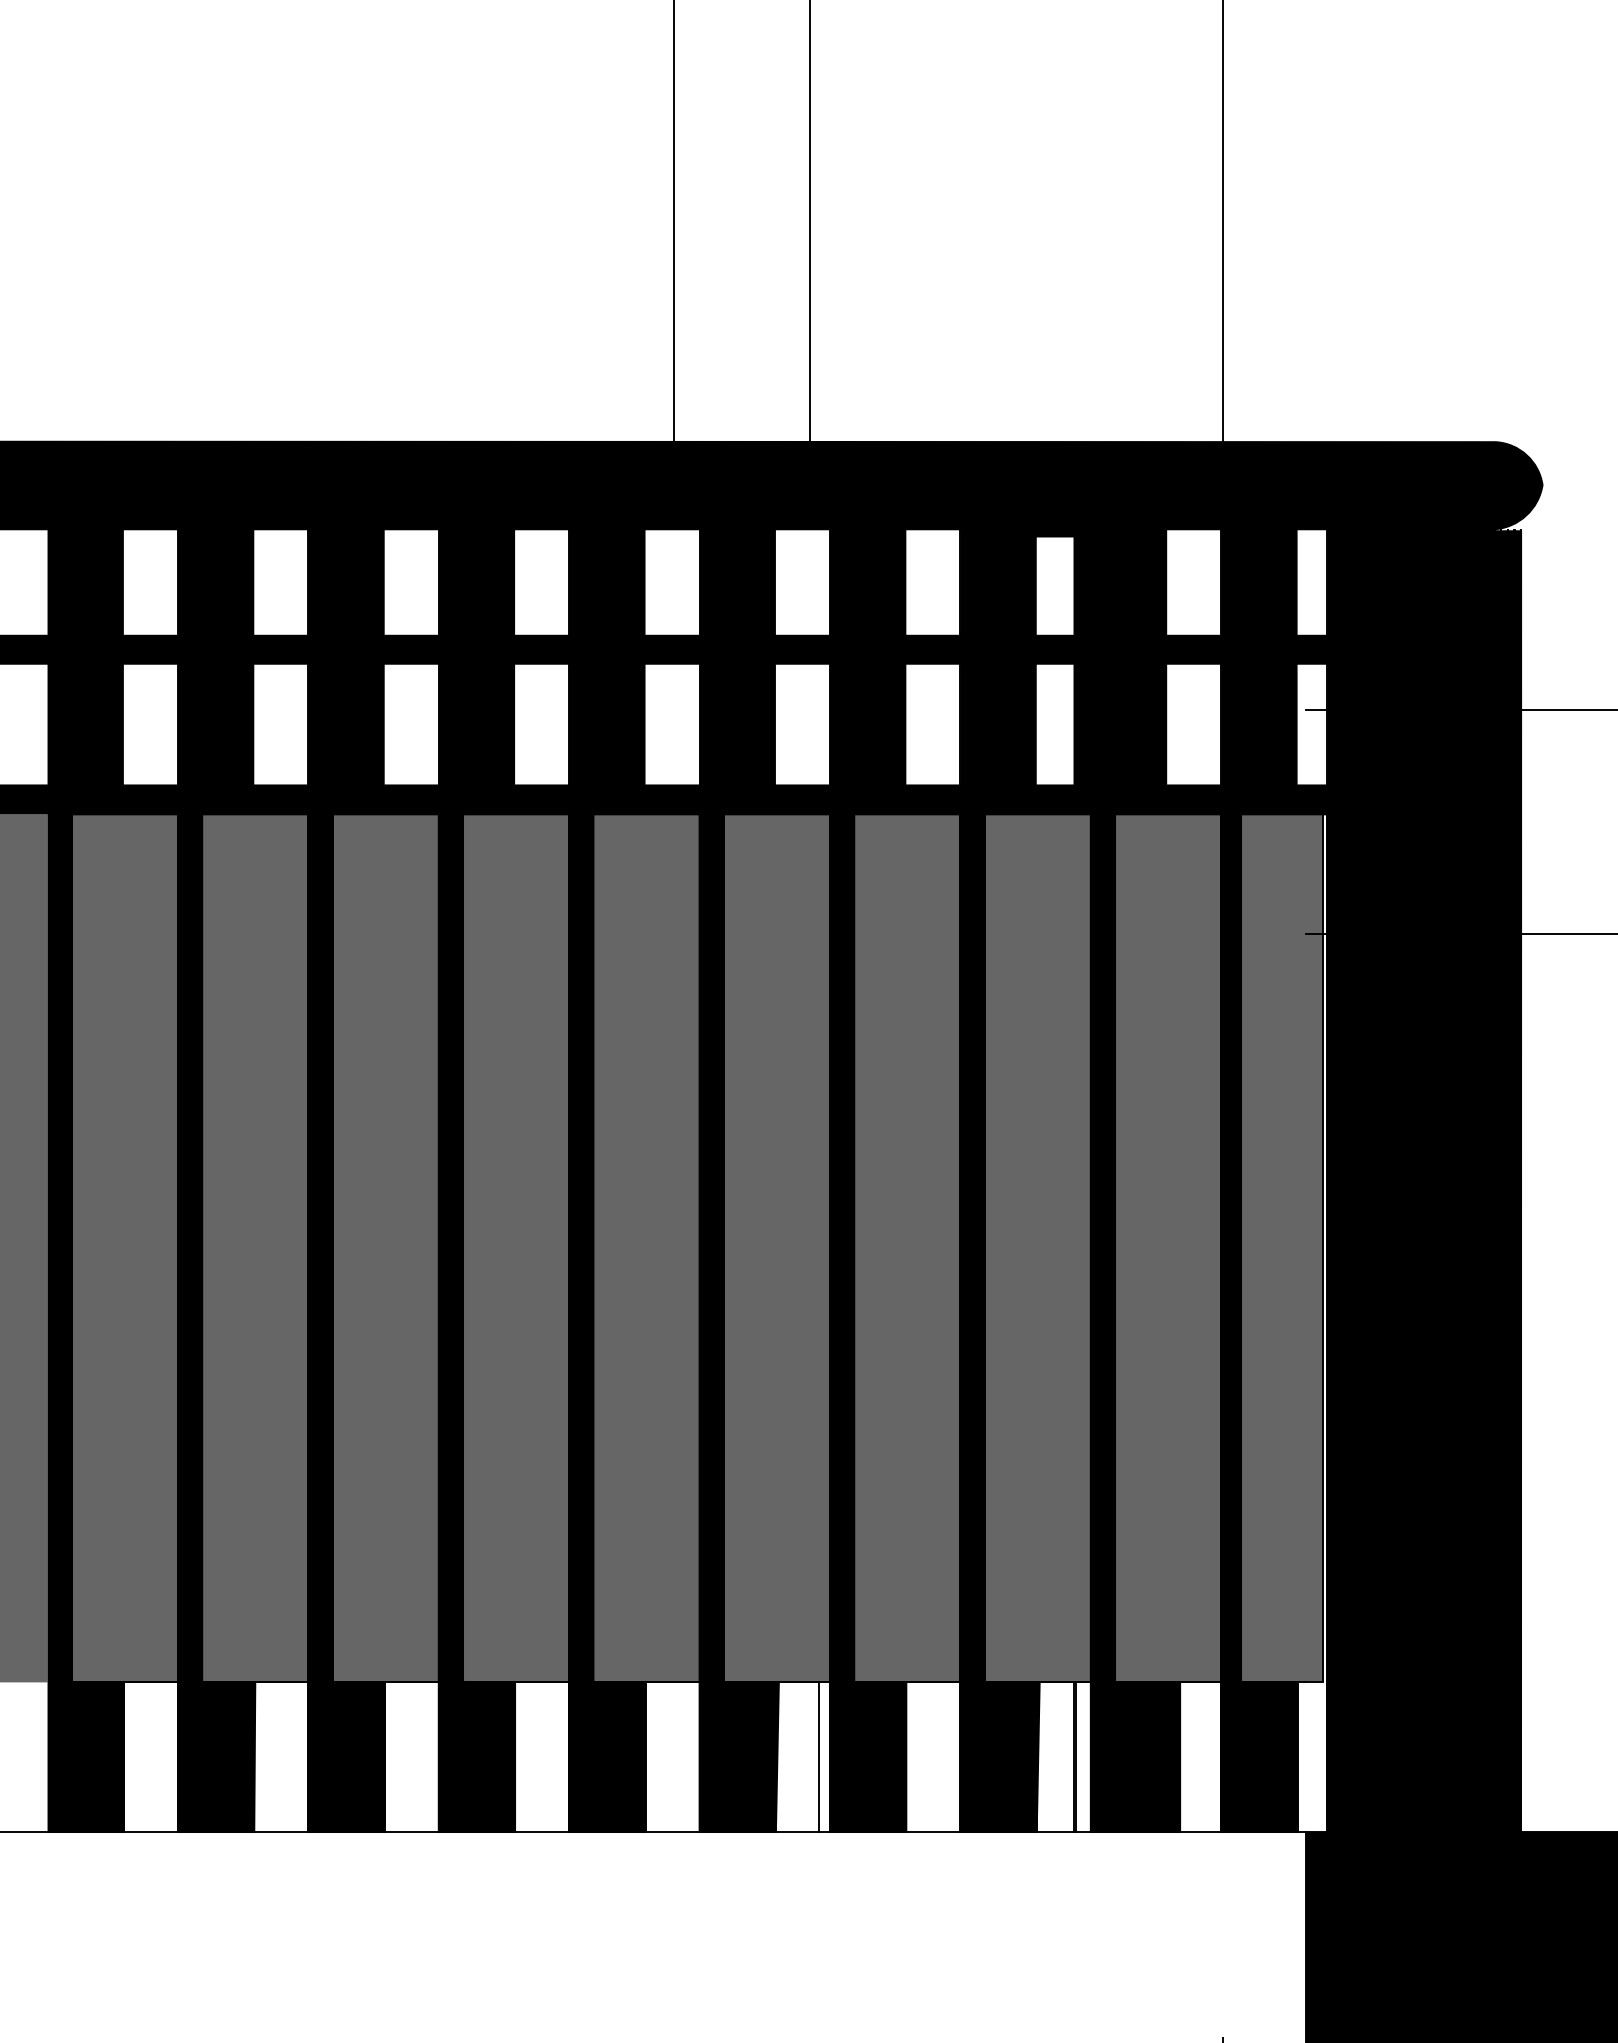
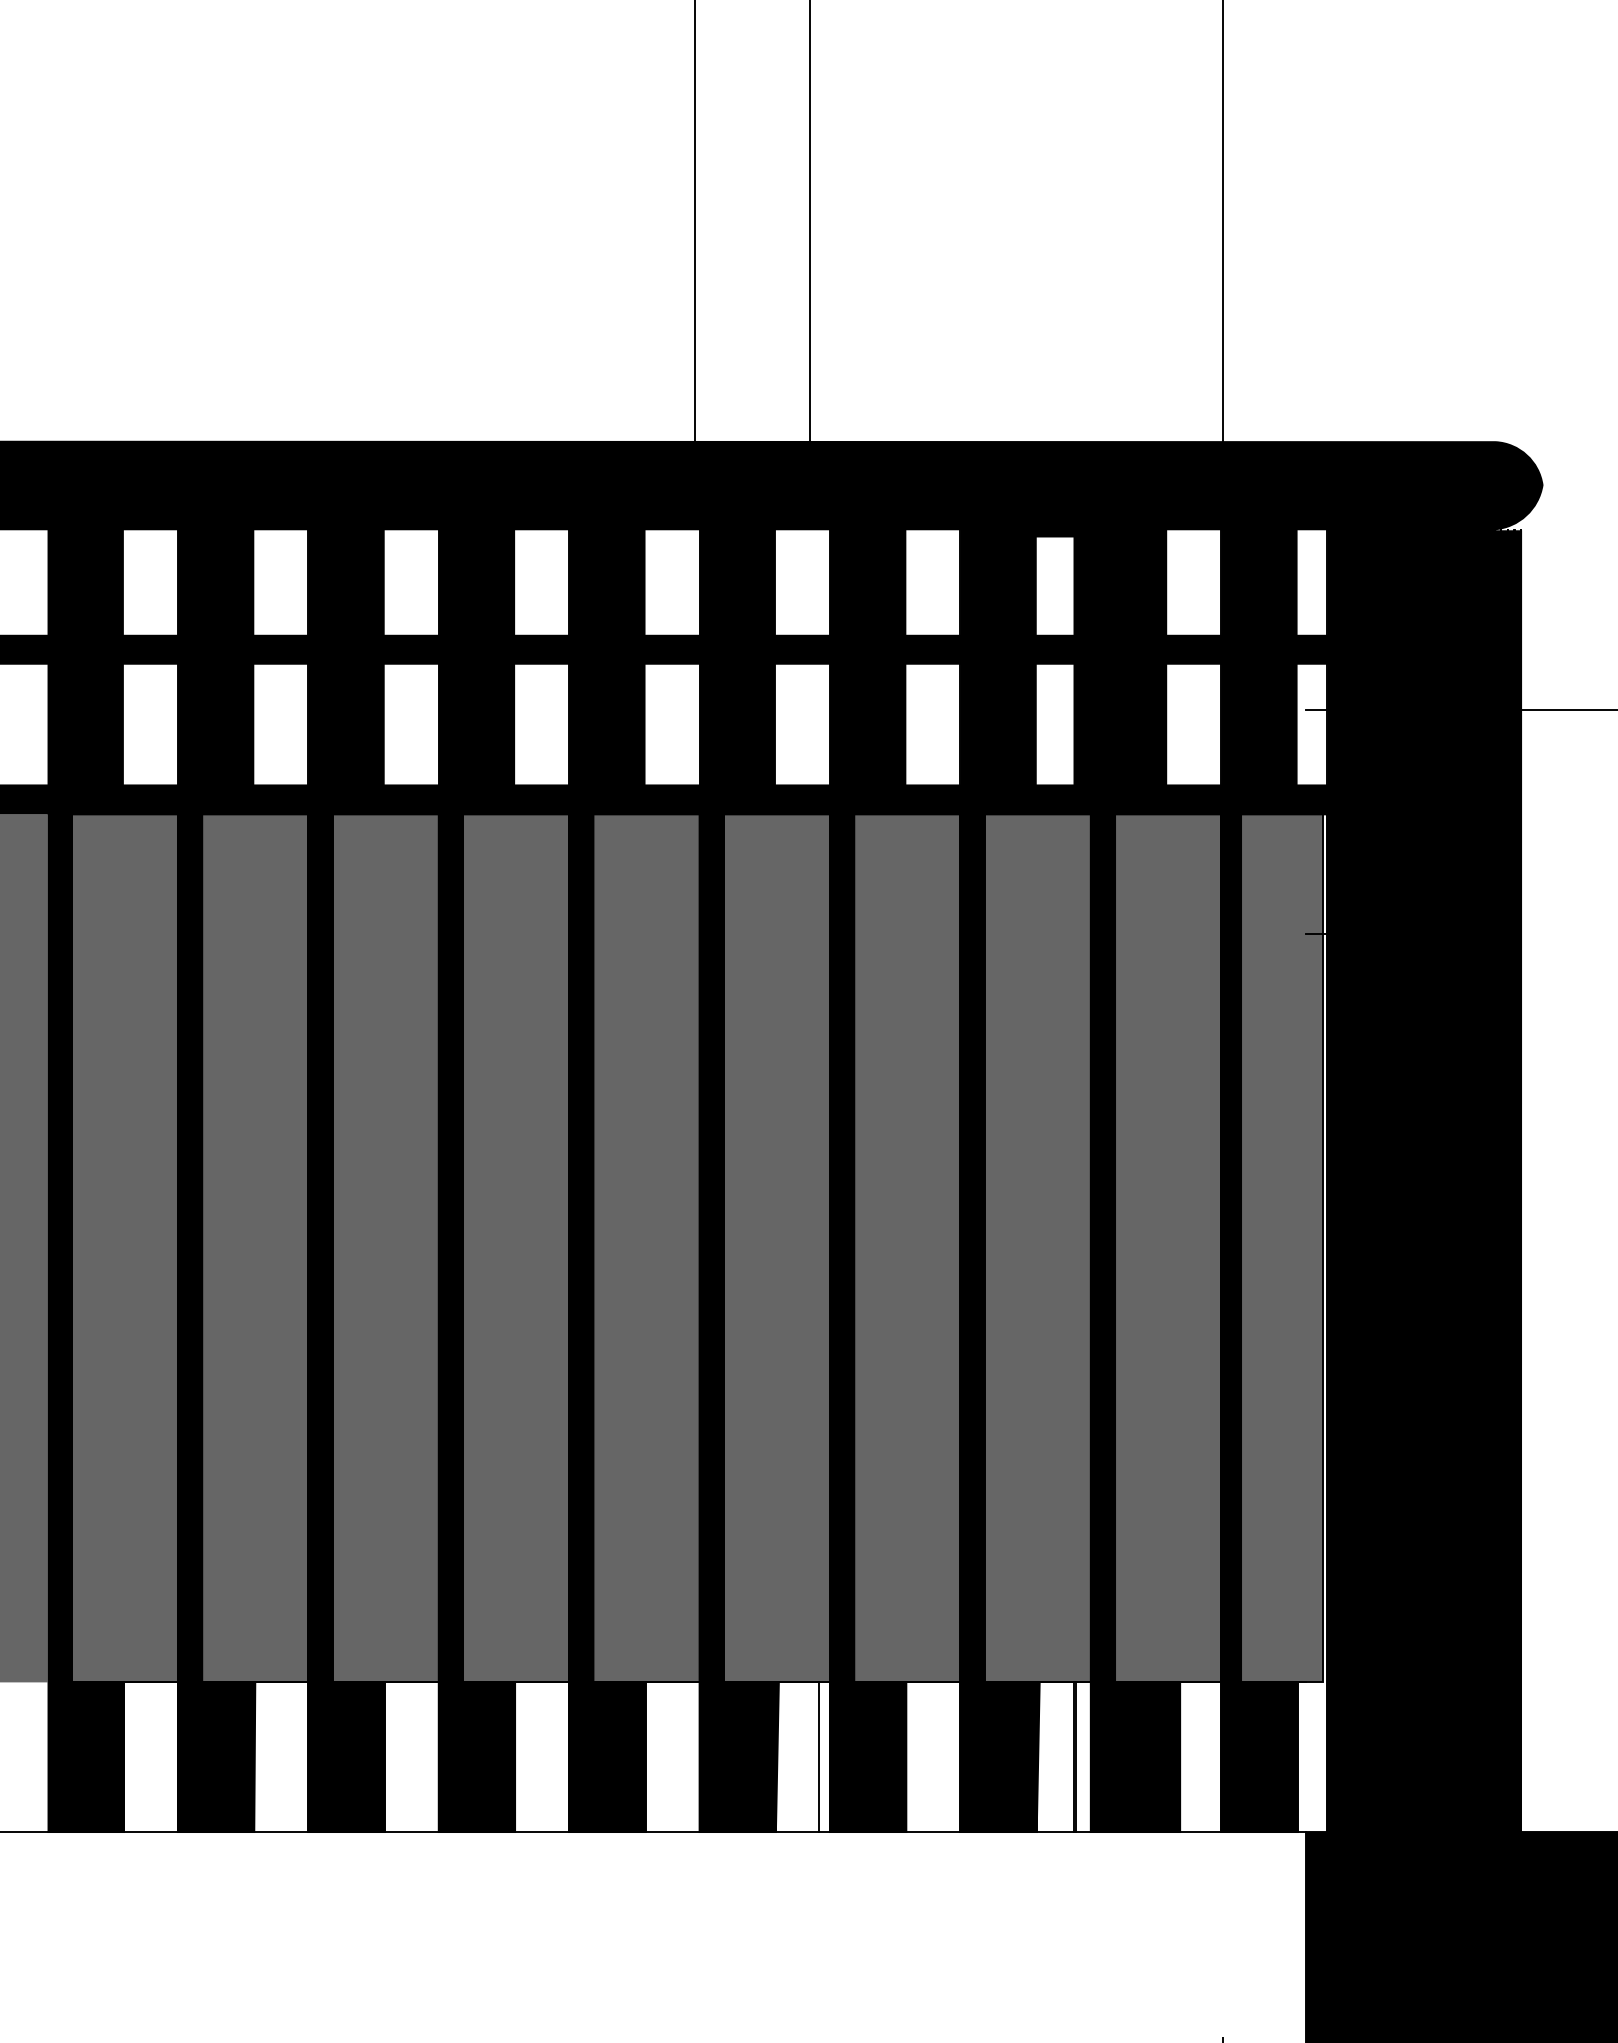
line position: (674, 221) -> (695, 221) (695, 221)
line: present -> none (1559, 934)
